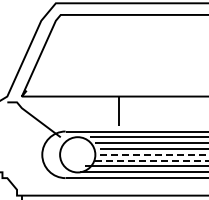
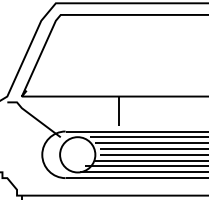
line: dashed -> solid (154, 154)
line: dashed -> solid (151, 160)
